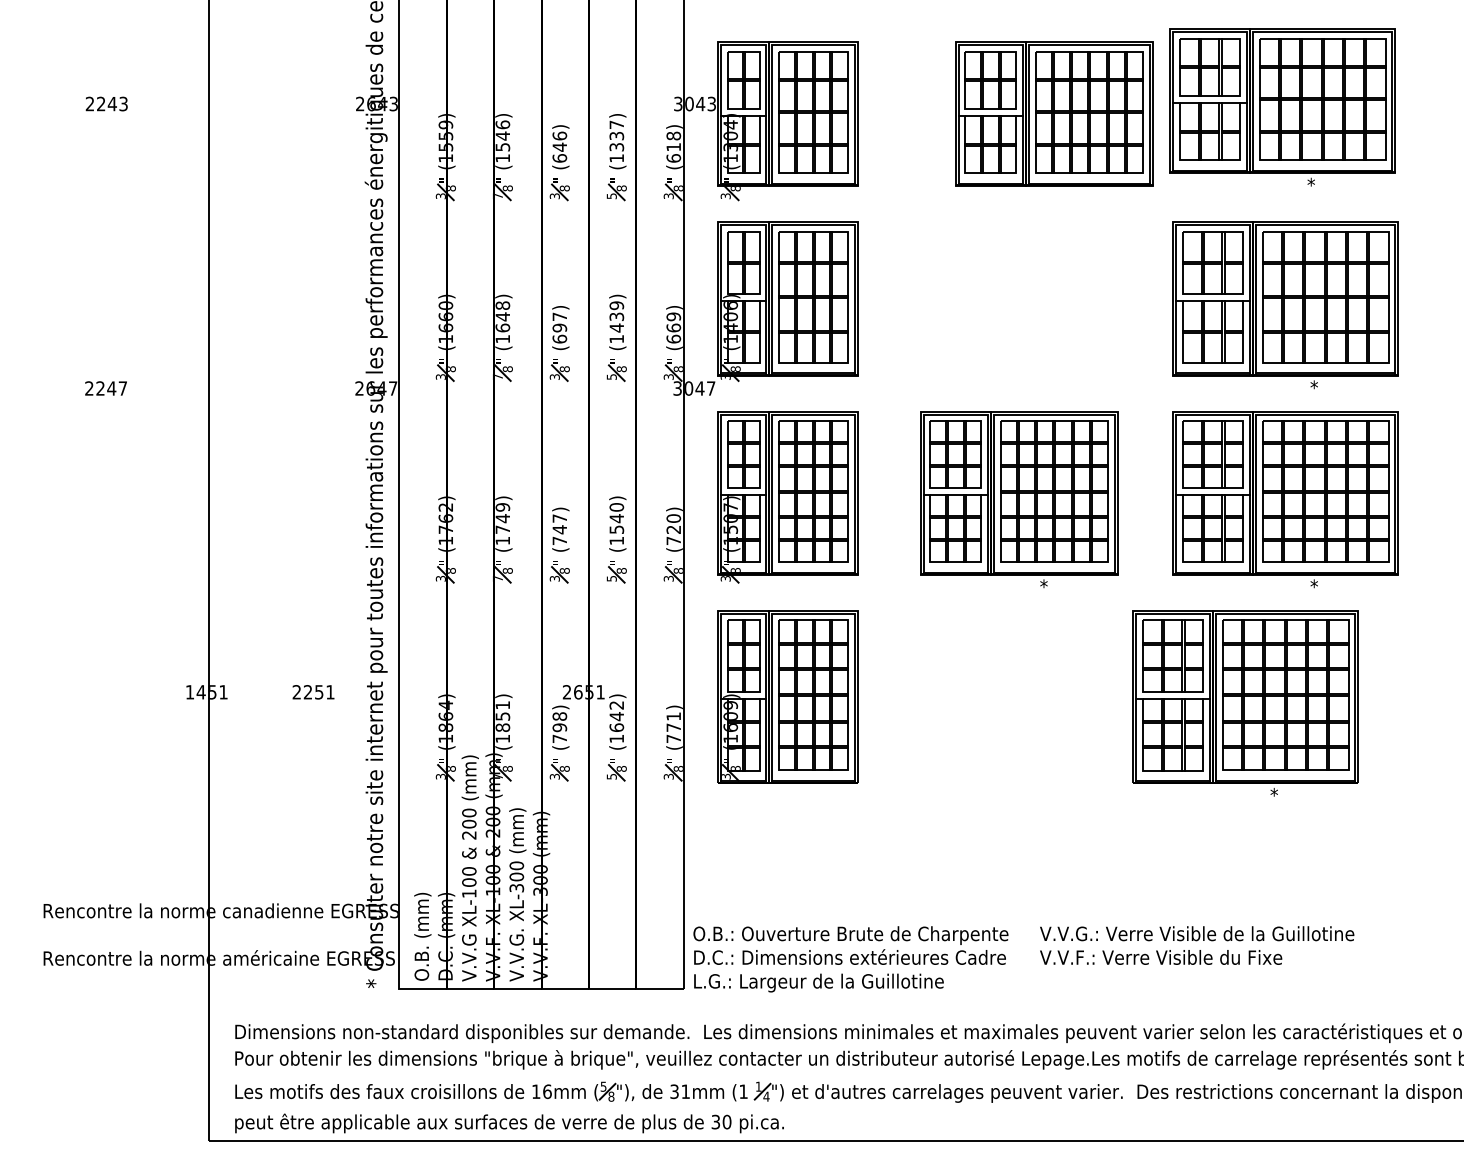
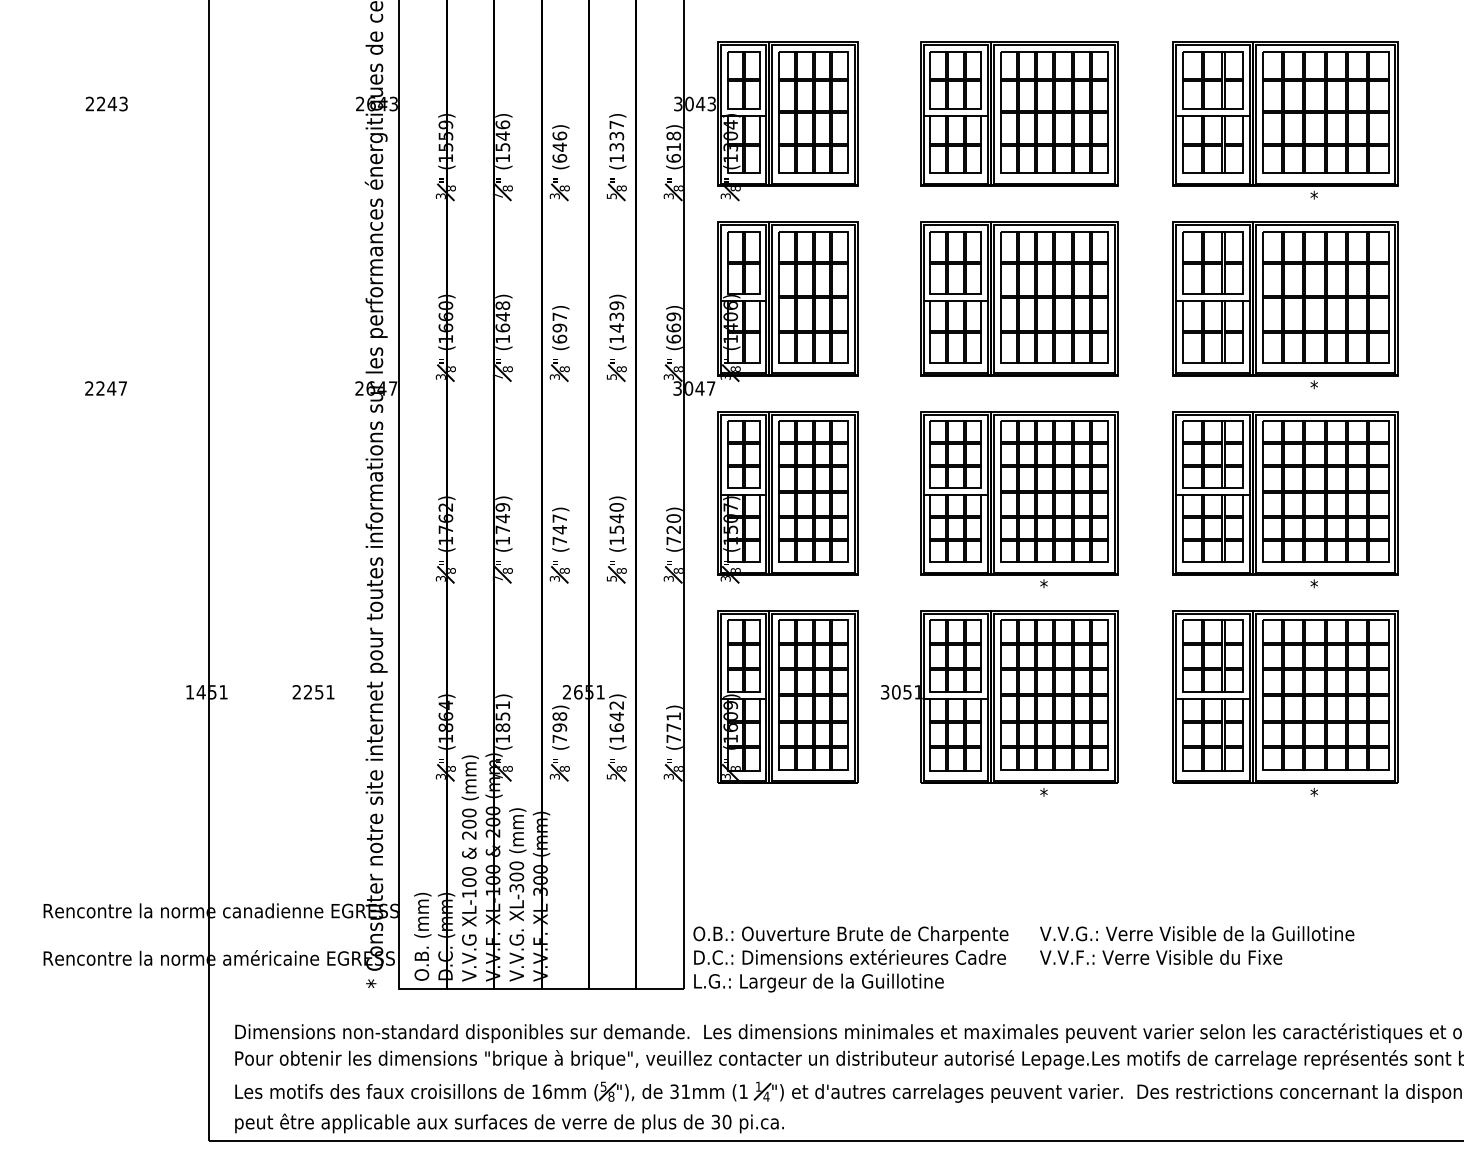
part position: (1282, 107) -> (1285, 120) (1285, 120)
part position: (1054, 113) -> (1019, 113) (1019, 113)
part: none -> present (1019, 298)
part: none -> present (999, 703)
part position: (1245, 703) -> (1285, 703) (1285, 703)
